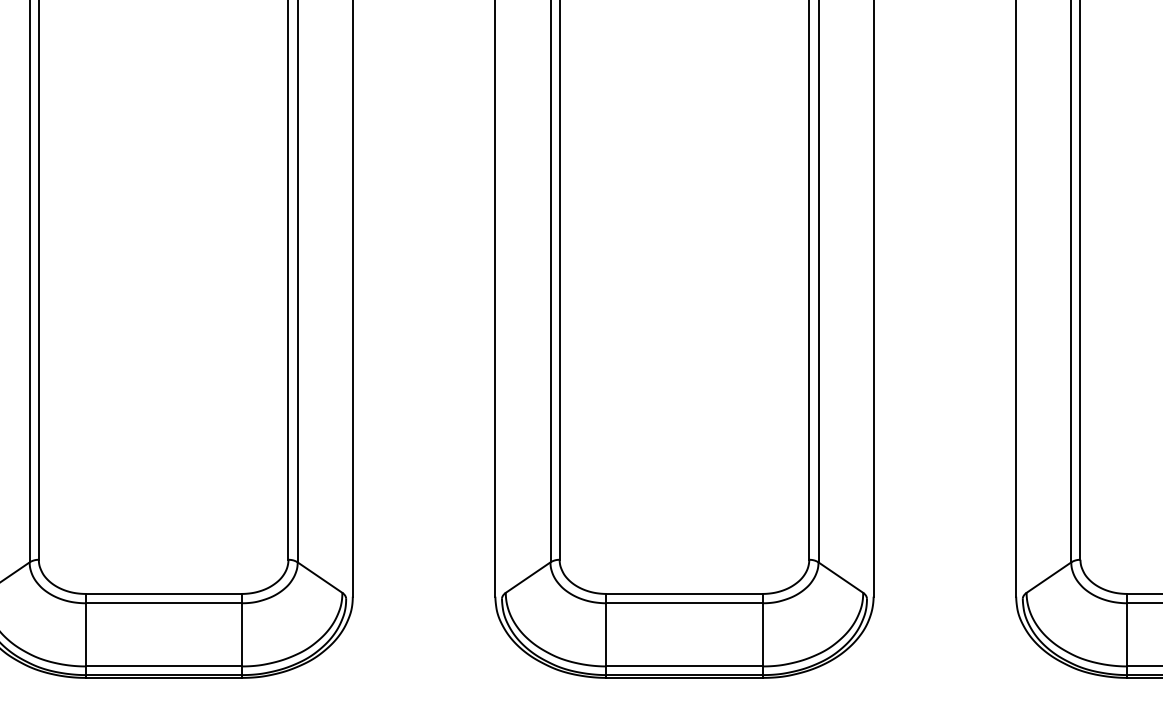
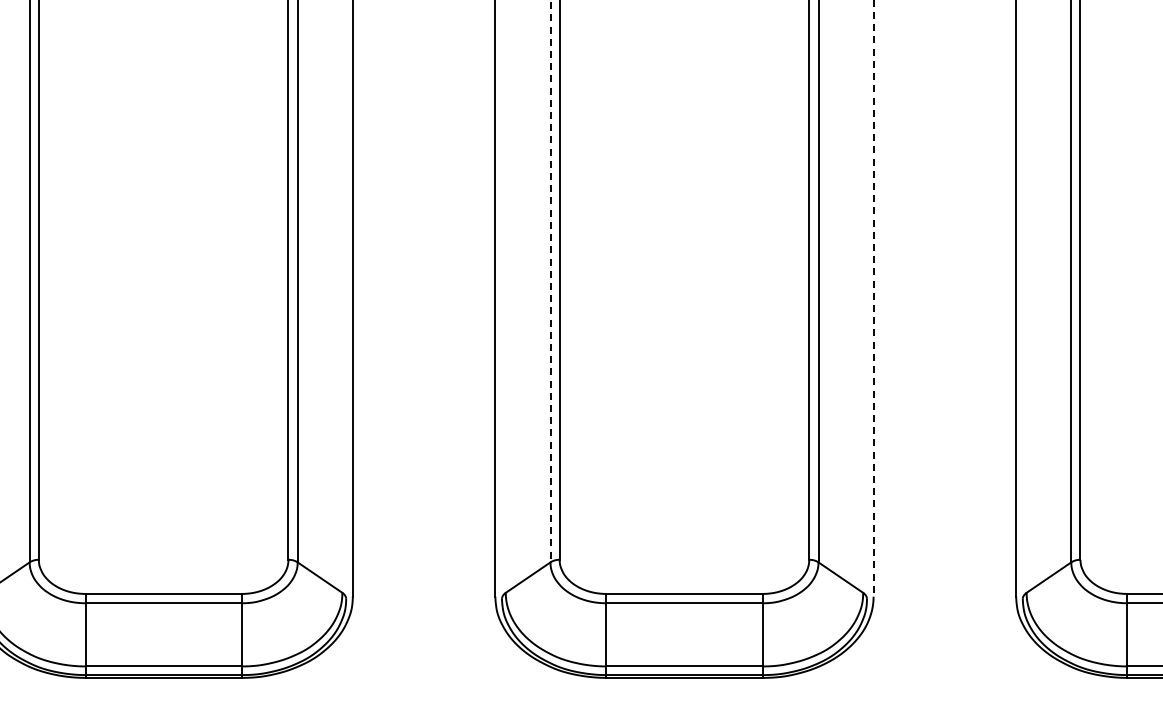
line: solid -> dashed (550, 281)
line: solid -> dashed (873, 298)
